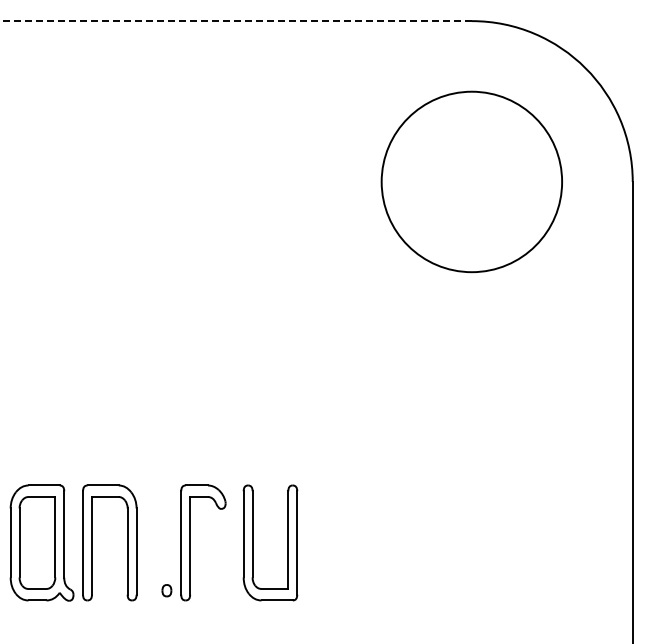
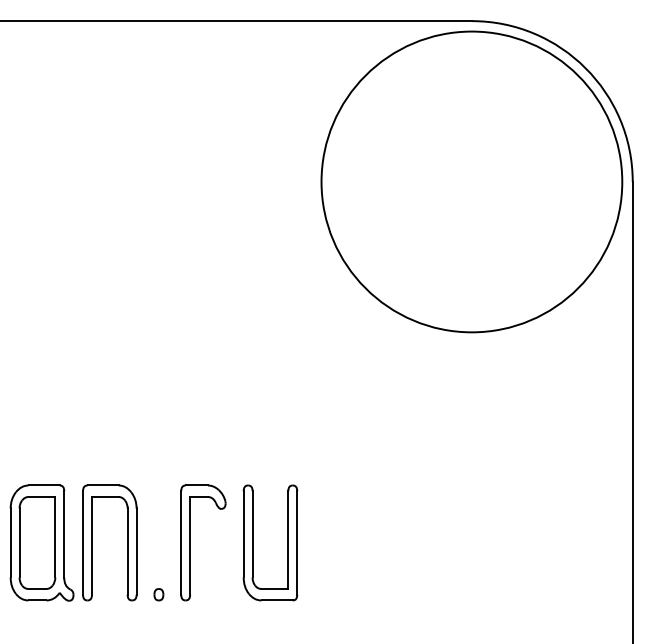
line: dashed -> solid (235, 21)
circle diameter: 180 px -> 301 px (471, 181)
part position: (166, 590) -> (158, 594) (158, 594)
